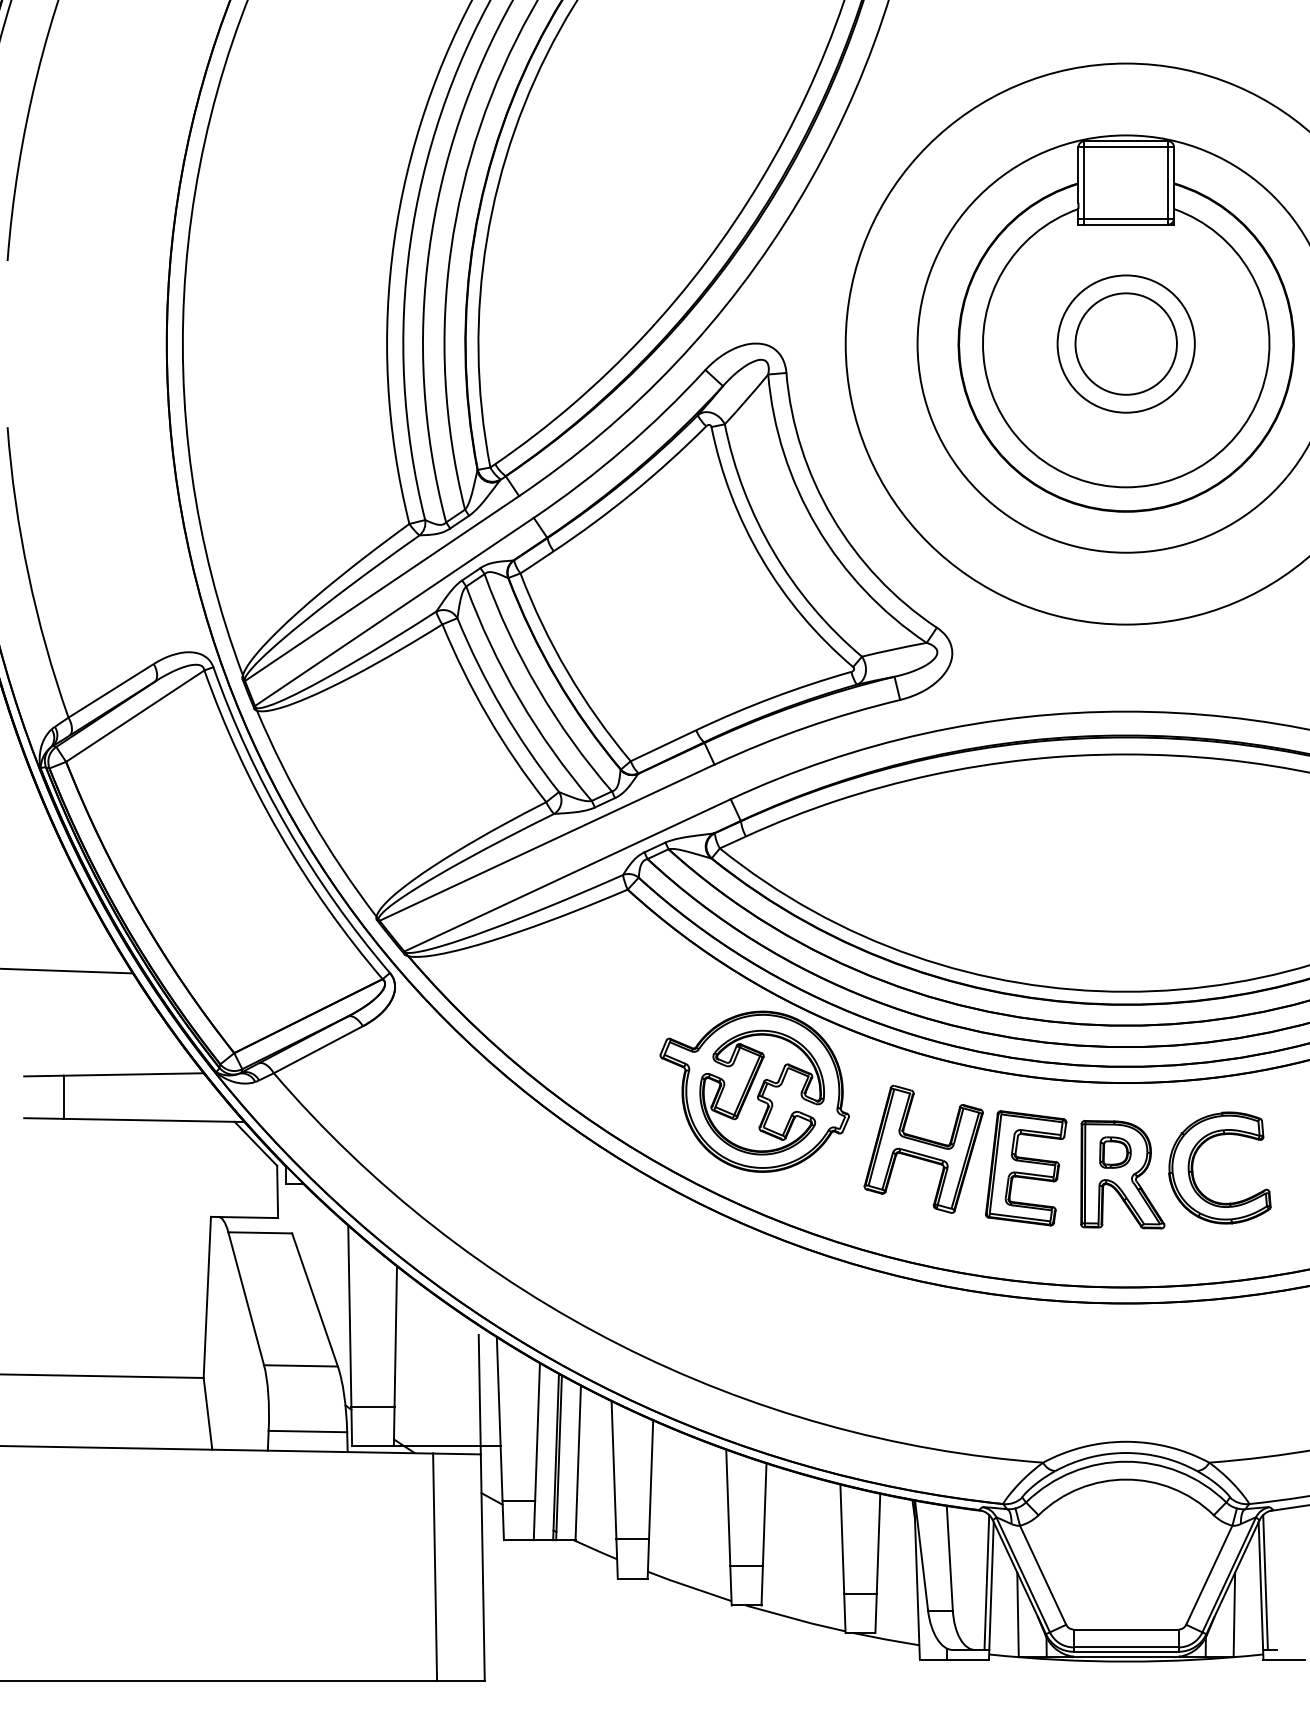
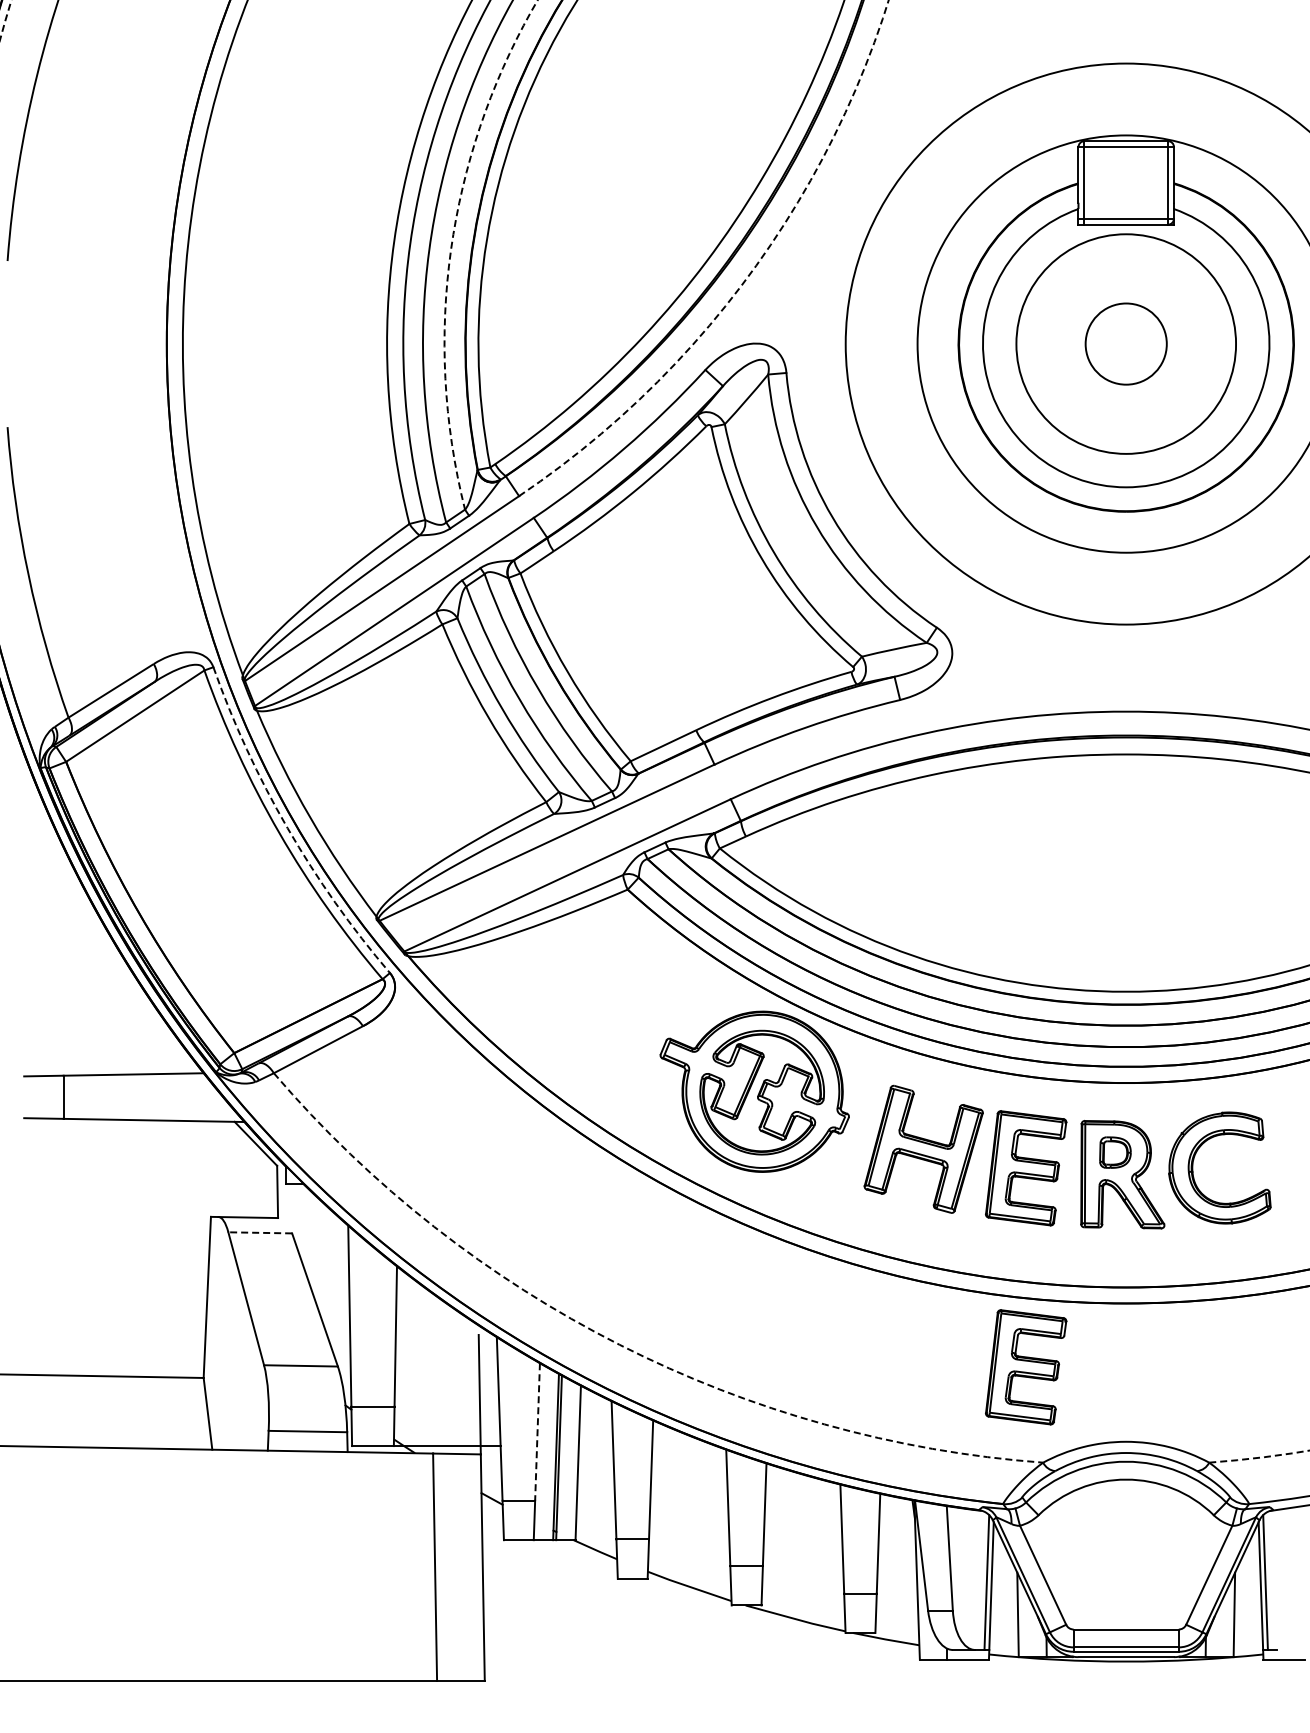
arc: solid -> dashed (5, 21)
arc: solid -> dashed (450, 250)
arc: solid -> dashed (746, 278)
circle diameter: 101 px -> 81 px (1125, 343)
circle diameter: 137 px -> 220 px (1126, 343)
arc: solid -> dashed (287, 828)
line: present -> none (67, 970)
line: solid -> dashed (260, 1232)
arc: solid -> dashed (619, 1344)
part: none -> present (1026, 1367)
line: solid -> dashed (537, 1432)
arc: solid -> dashed (1259, 1457)
